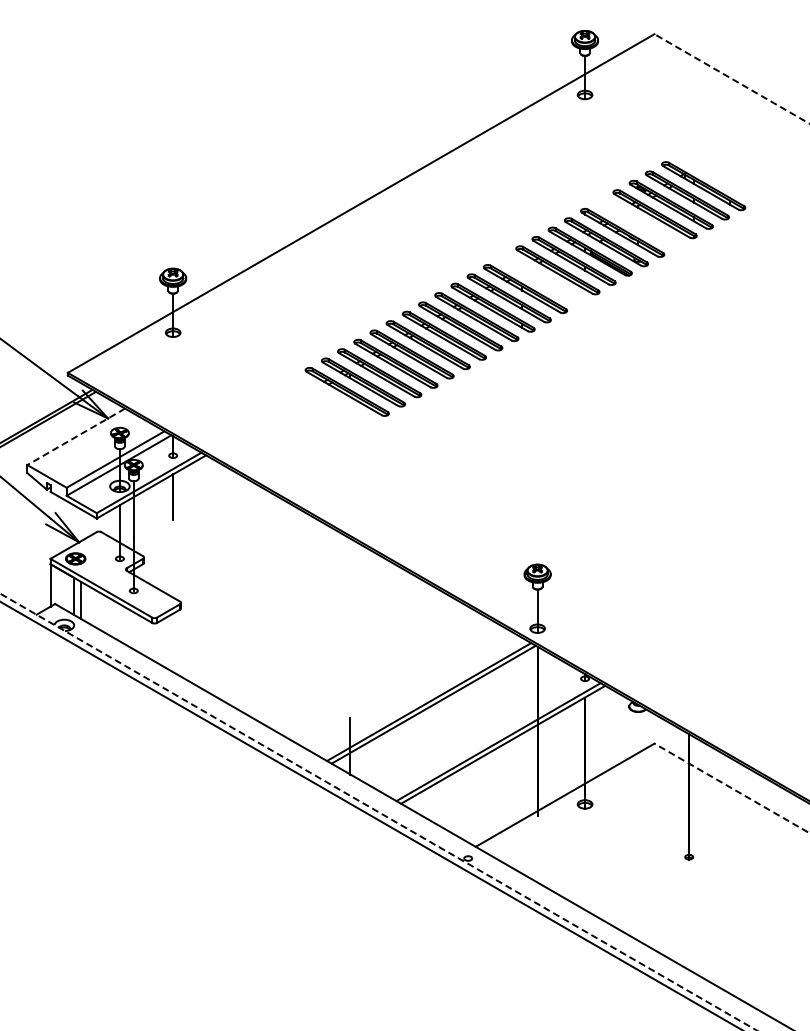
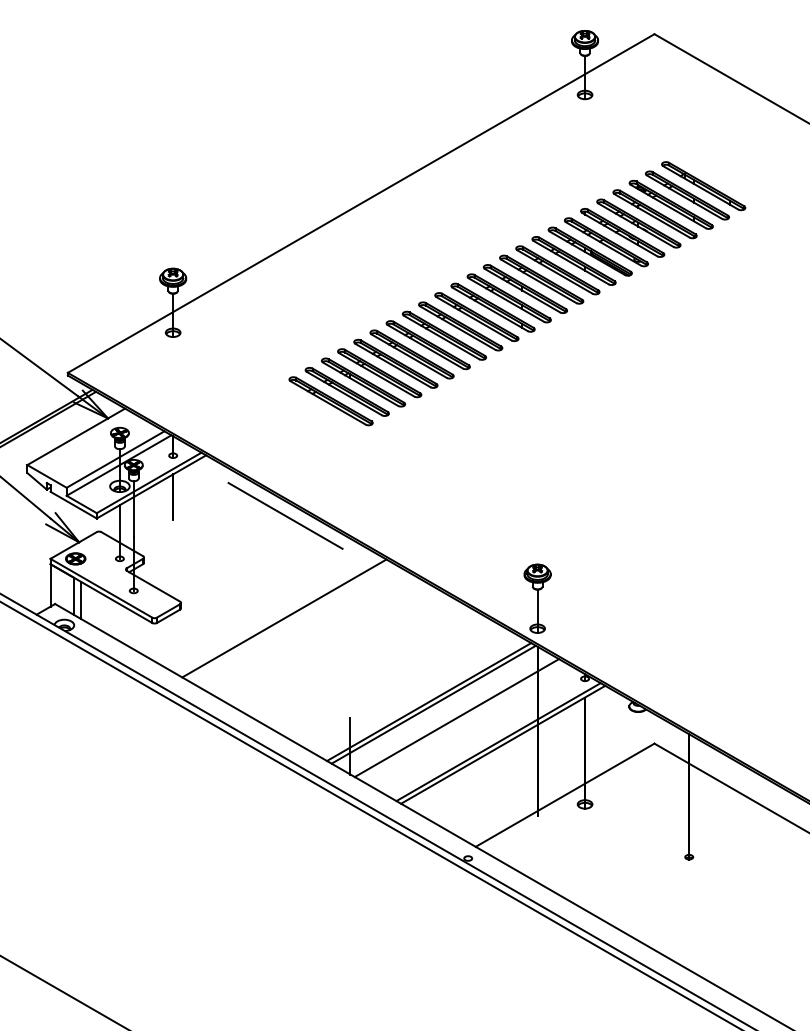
line: dashed -> solid (731, 78)
part: none -> present (638, 223)
part: none -> present (541, 279)
part: none -> present (330, 401)
line: dashed -> solid (75, 437)
line: none -> present (285, 515)
line: none -> present (284, 618)
line: none -> present (456, 718)
line: dashed -> solid (731, 788)
line: dashed -> solid (379, 812)
line: none -> present (63, 992)
